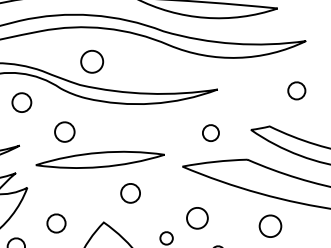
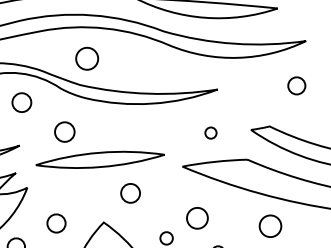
part position: (92, 61) -> (87, 58) (87, 58)
part position: (296, 90) -> (296, 85) (296, 85)
part size: 18x18 px -> 14x14 px (210, 132)
